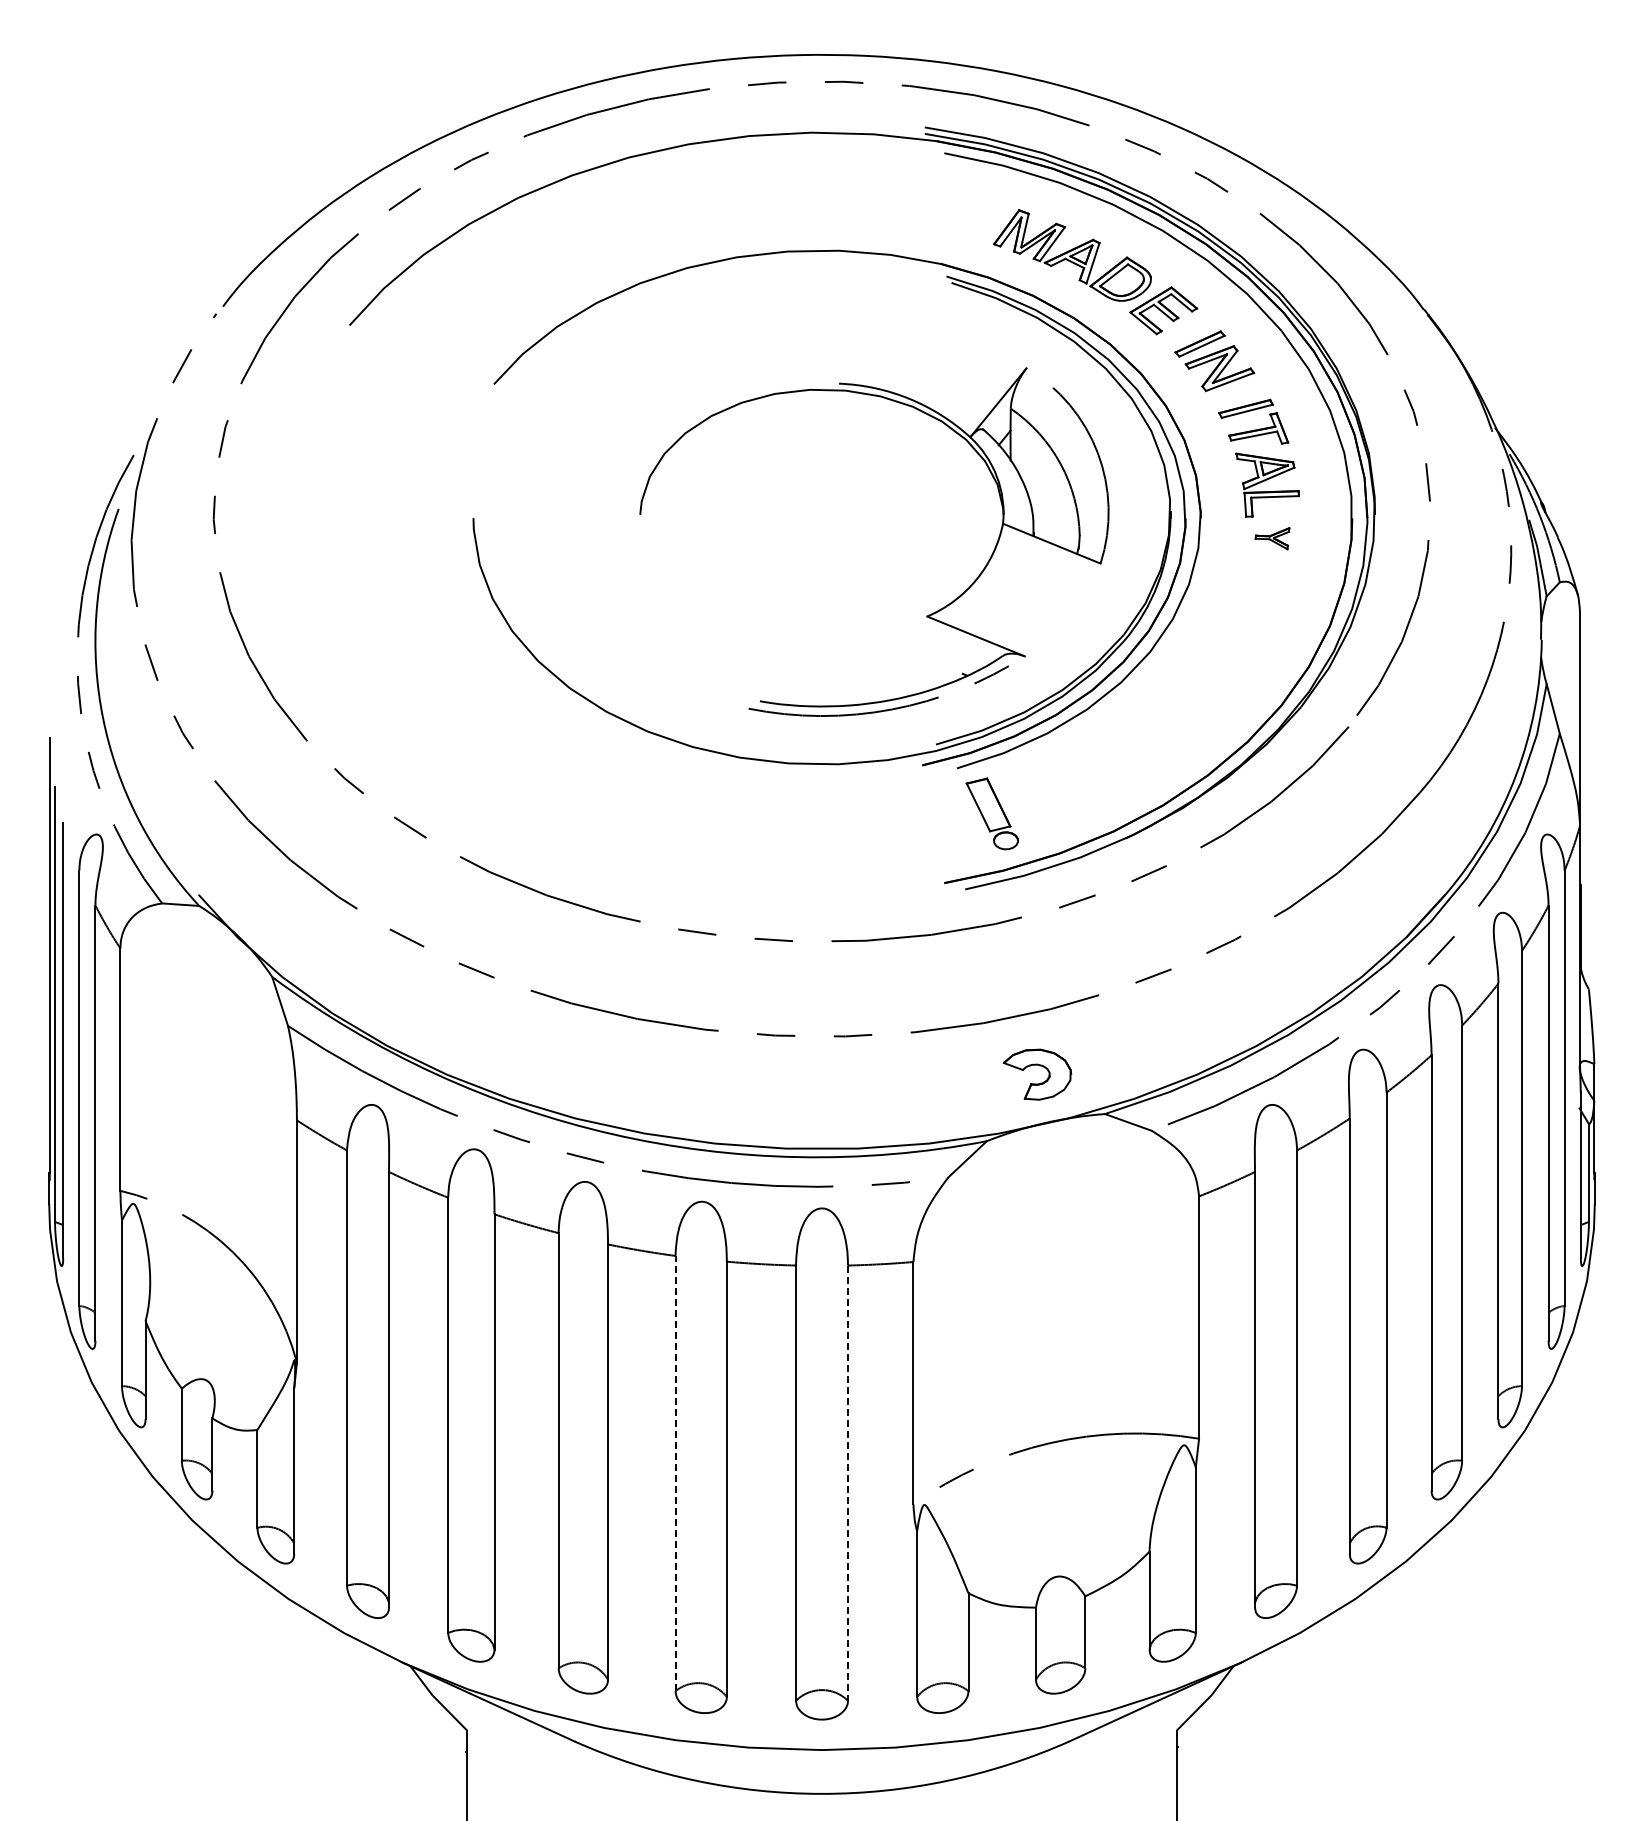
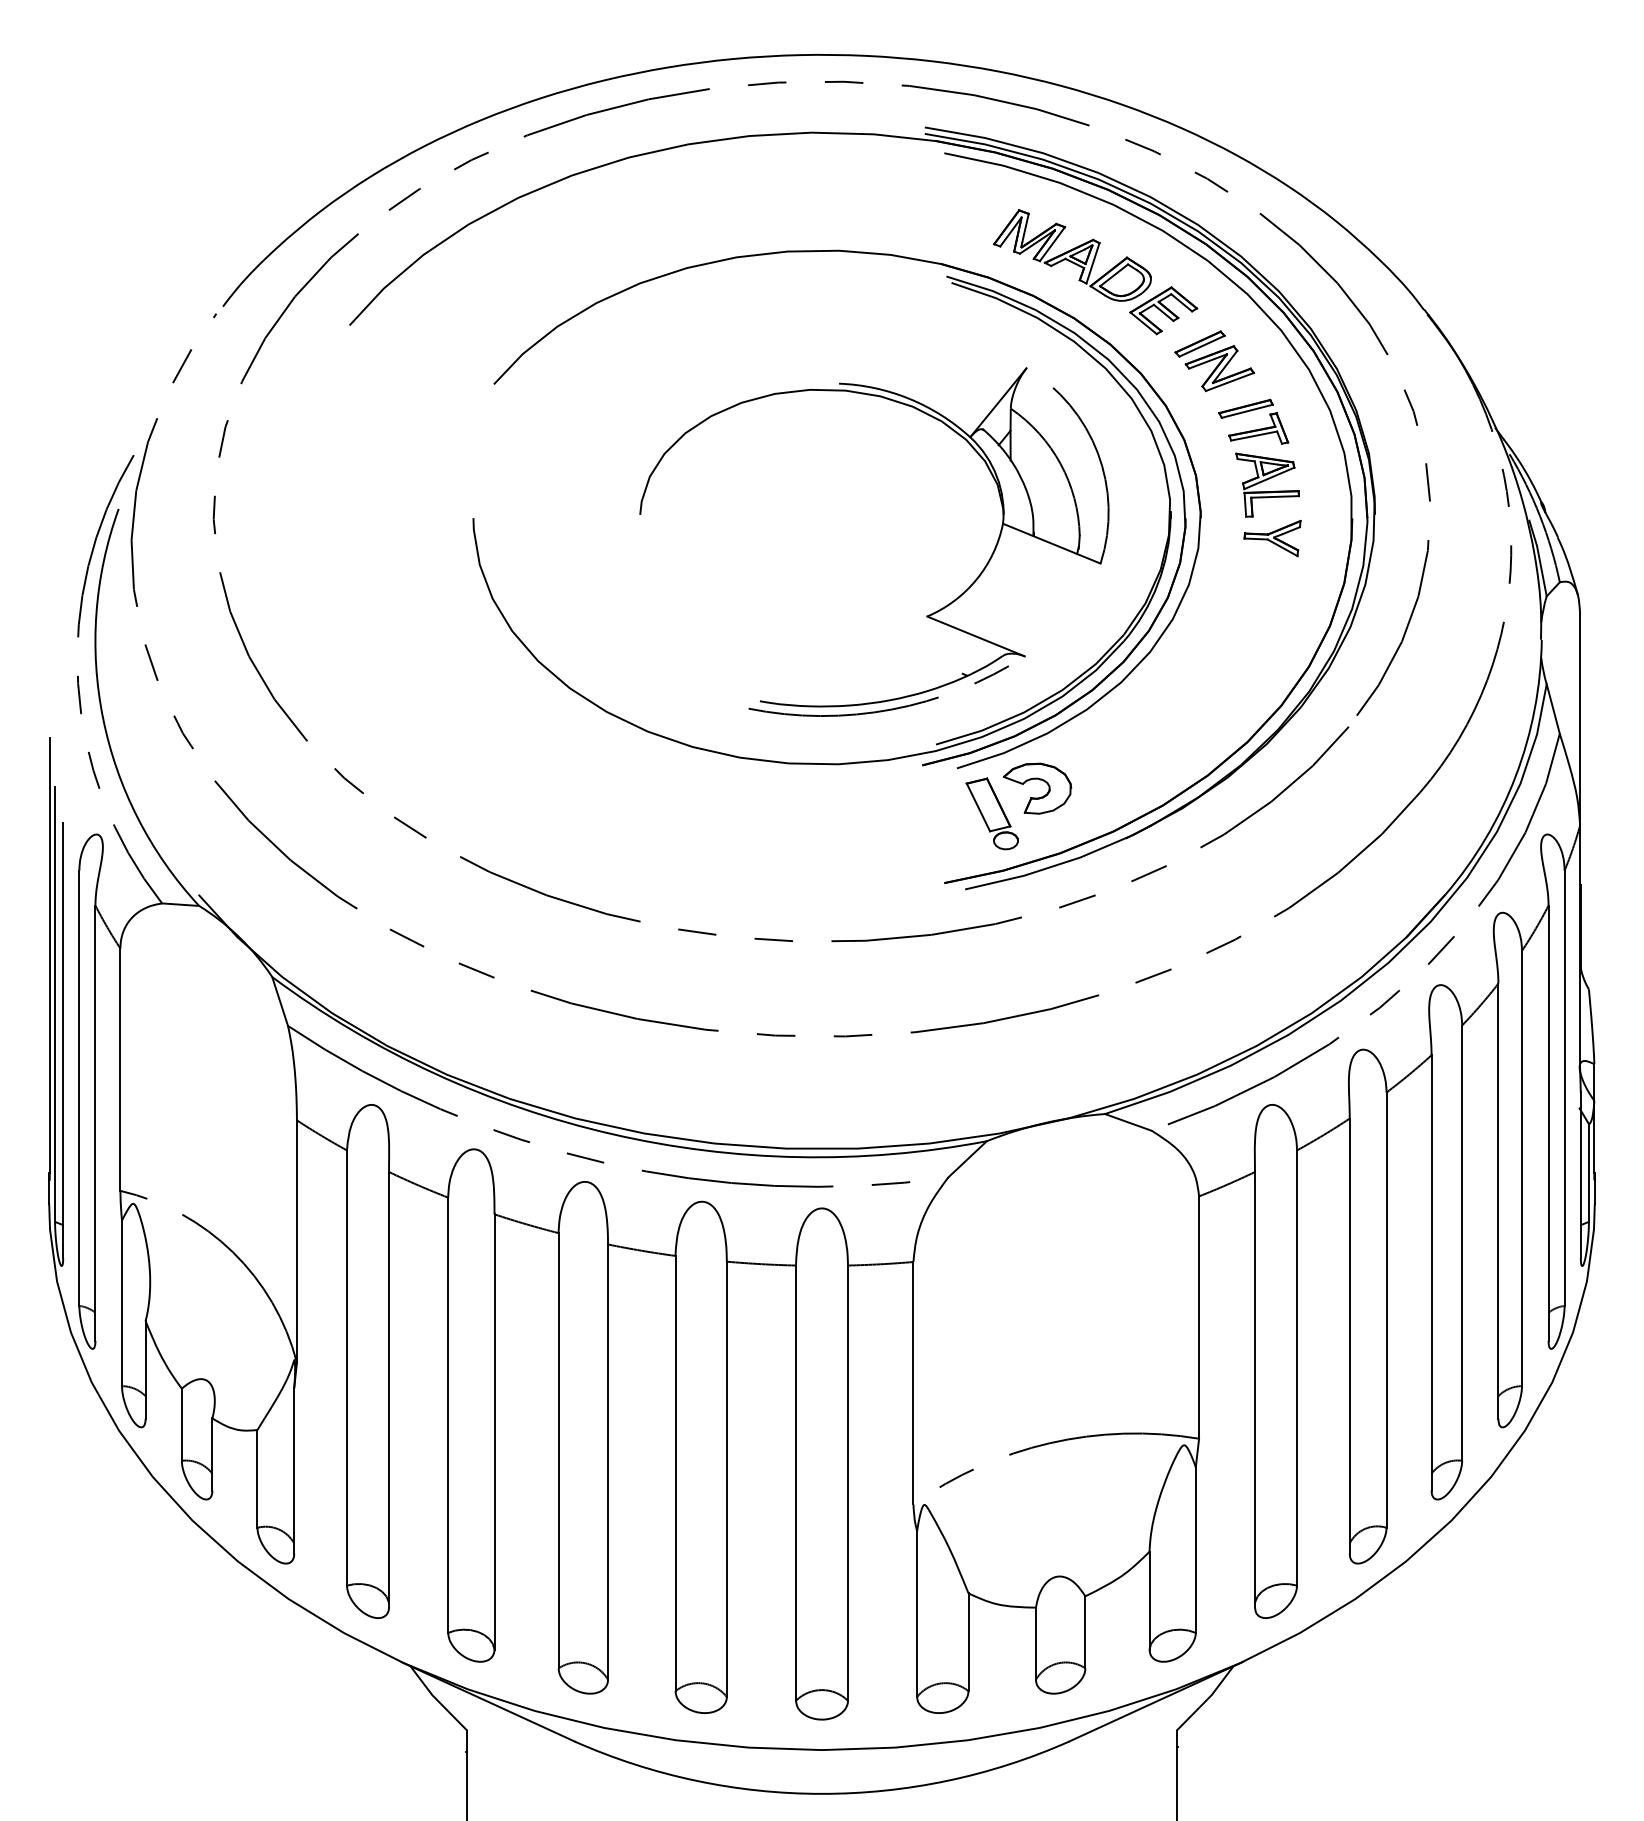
part size: 37x24 px -> 59x38 px (1272, 538)
part position: (1039, 1066) -> (1039, 780) (1039, 780)
line: dashed -> solid (675, 1473)
line: dashed -> solid (847, 1483)
